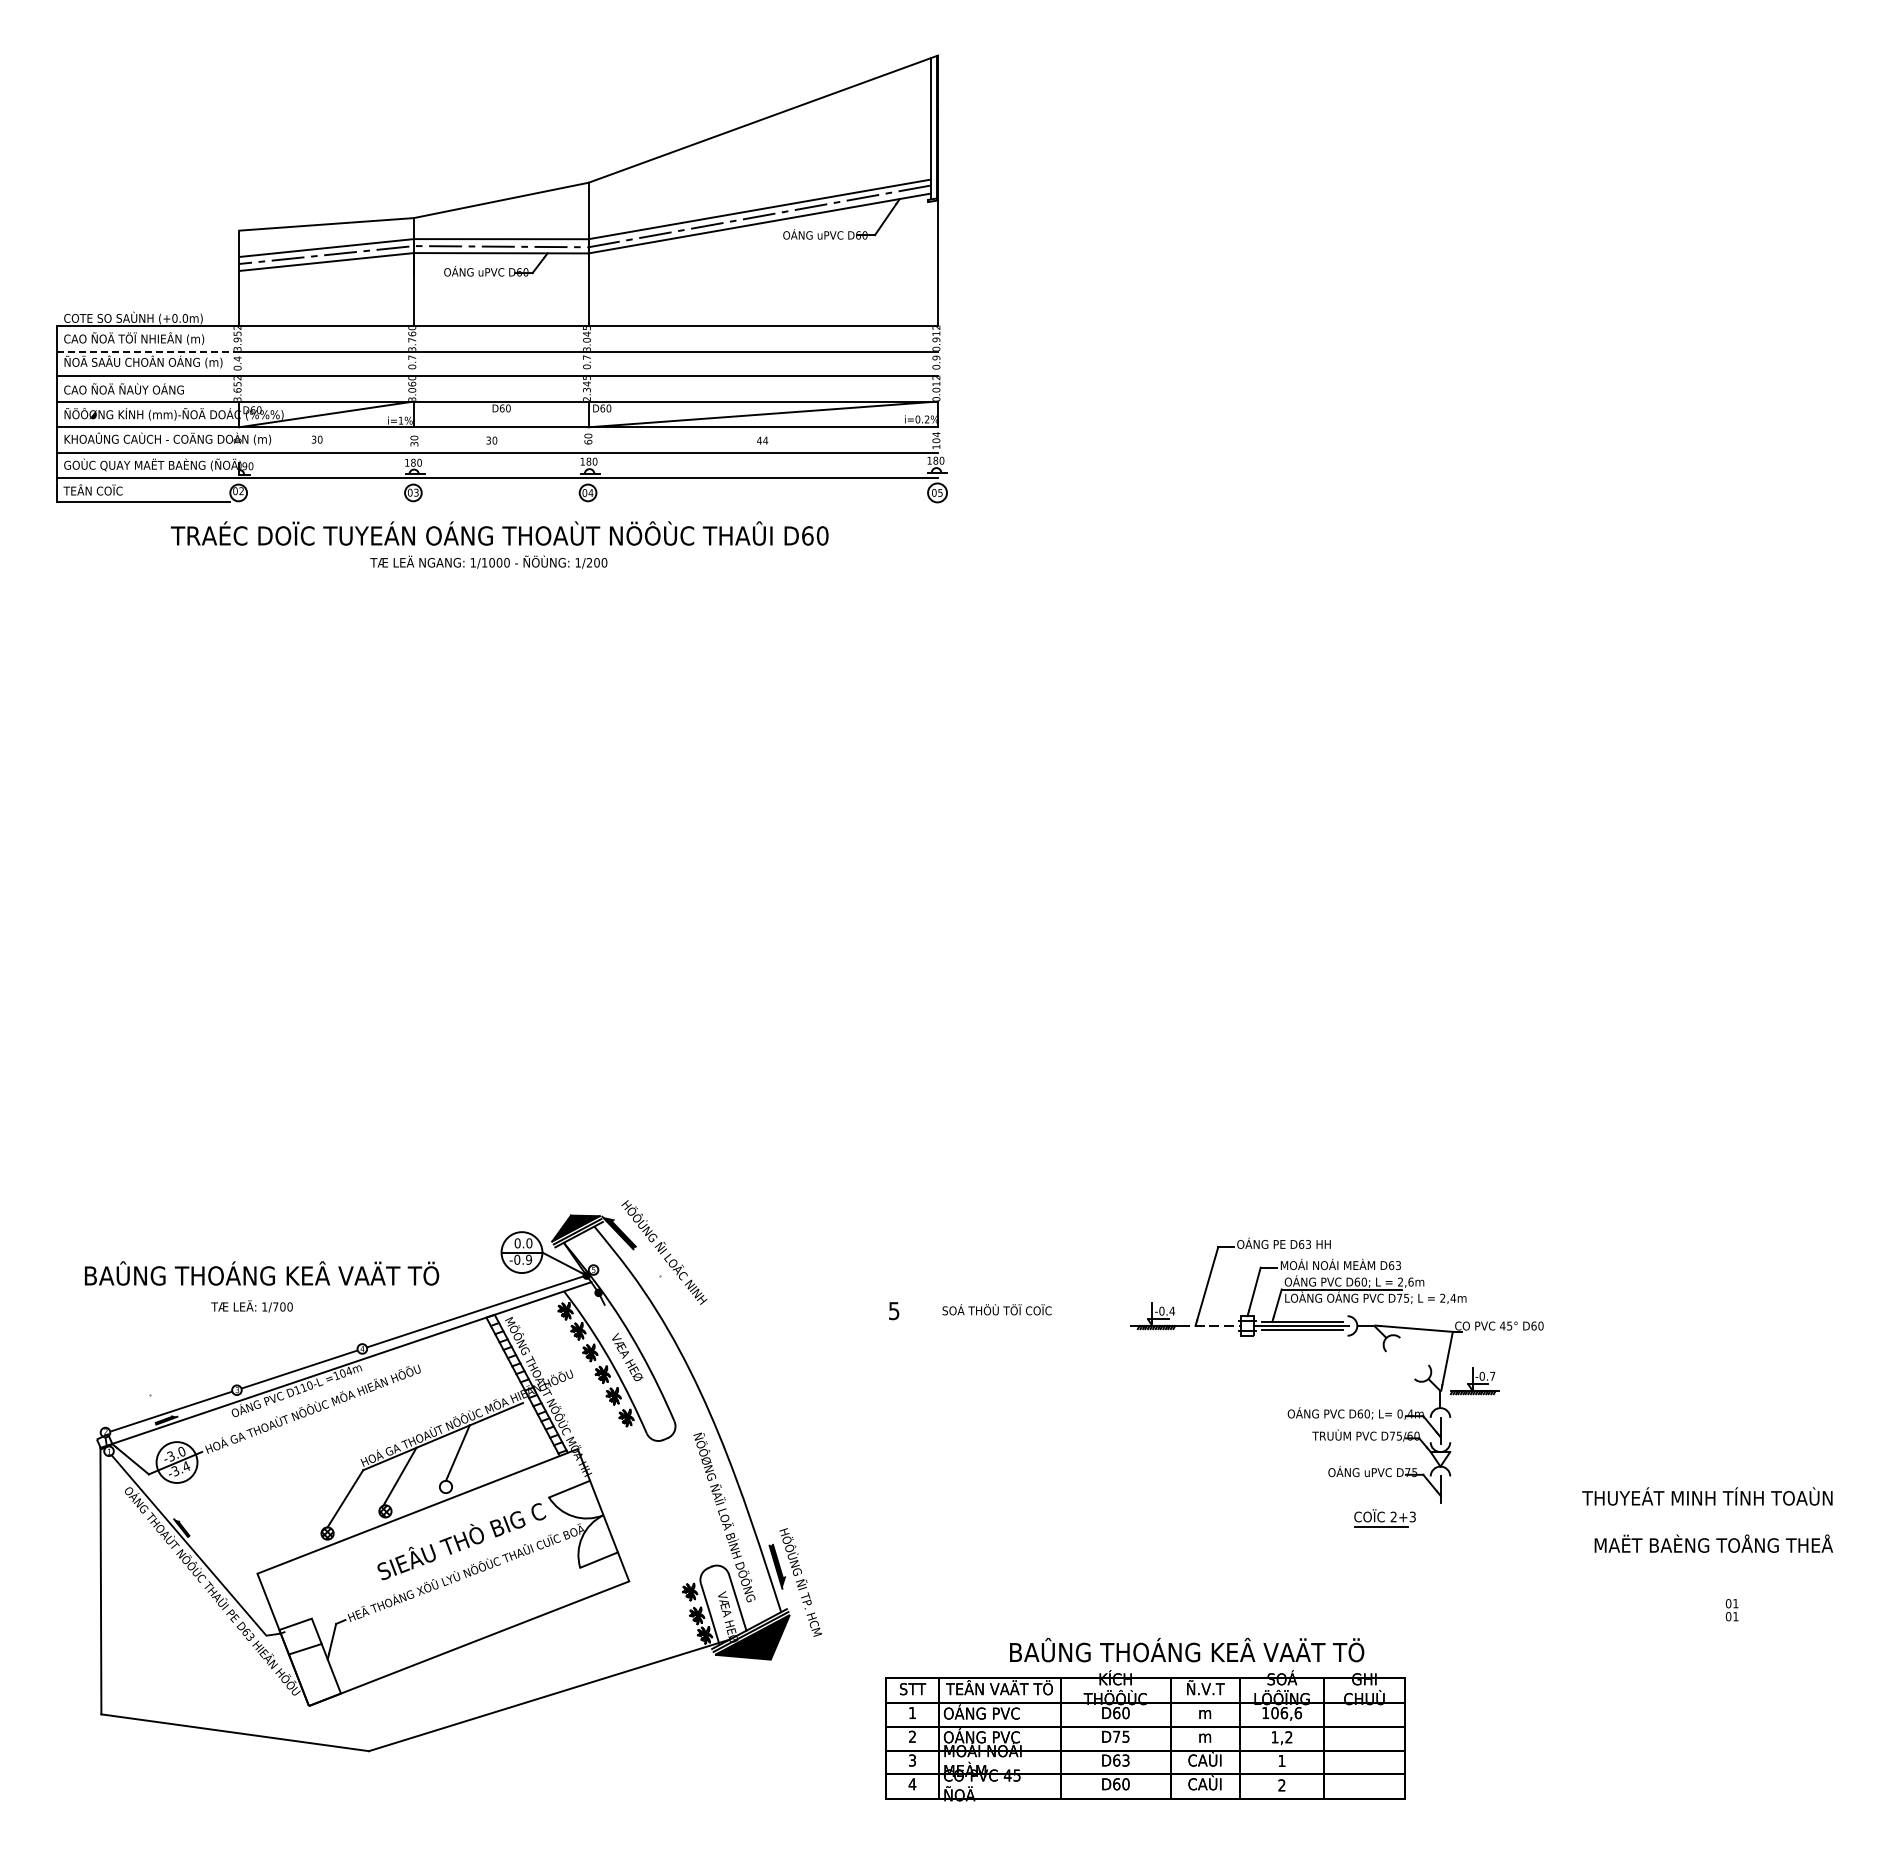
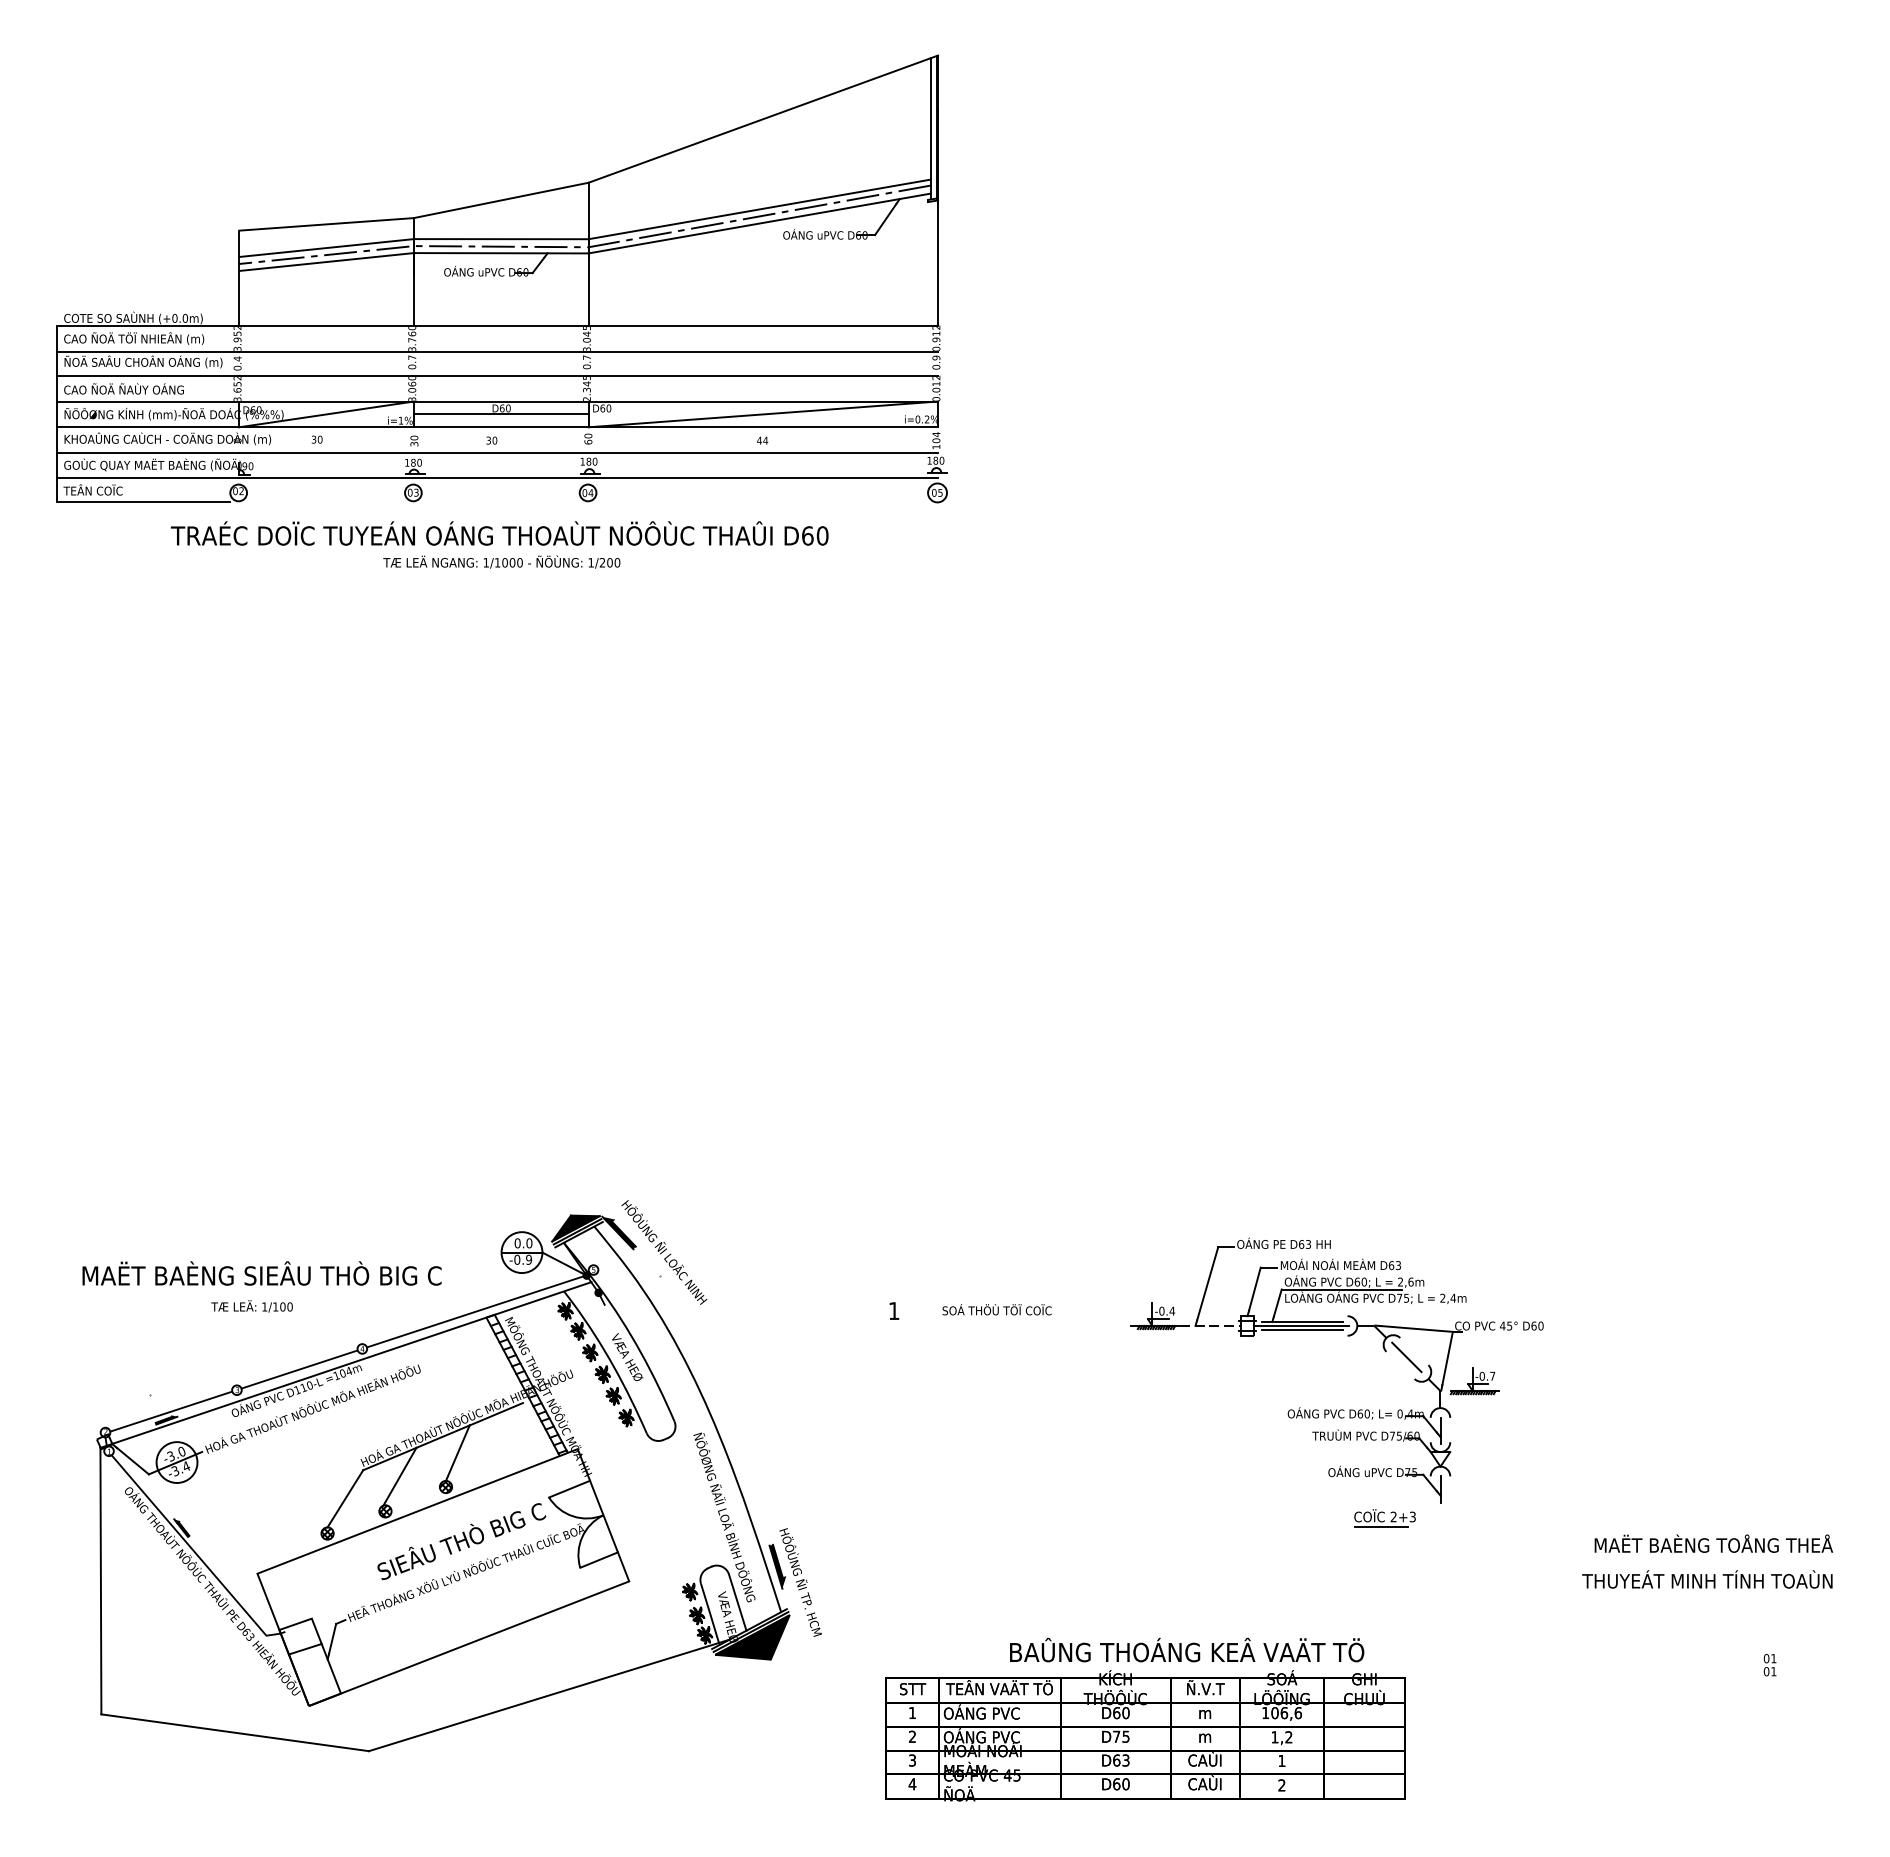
line: dashed -> solid (148, 351)
line: none -> present (500, 414)
text position: (488, 561) -> (501, 561) (501, 561)
text: BAÛNG THOÁNG KEÂ VAÄT TÖ -> MAËT BAÈNG SIEÂU THÒ BIG C (261, 1273)
text: 1/700 -> 1/100 (275, 1306)
text: 5 -> 1 (894, 1311)
line: none -> present (1406, 1357)
hatch: none -> present (445, 1486)
text position: (1707, 1496) -> (1707, 1579) (1707, 1579)
text position: (1731, 1610) -> (1769, 1665) (1769, 1665)
